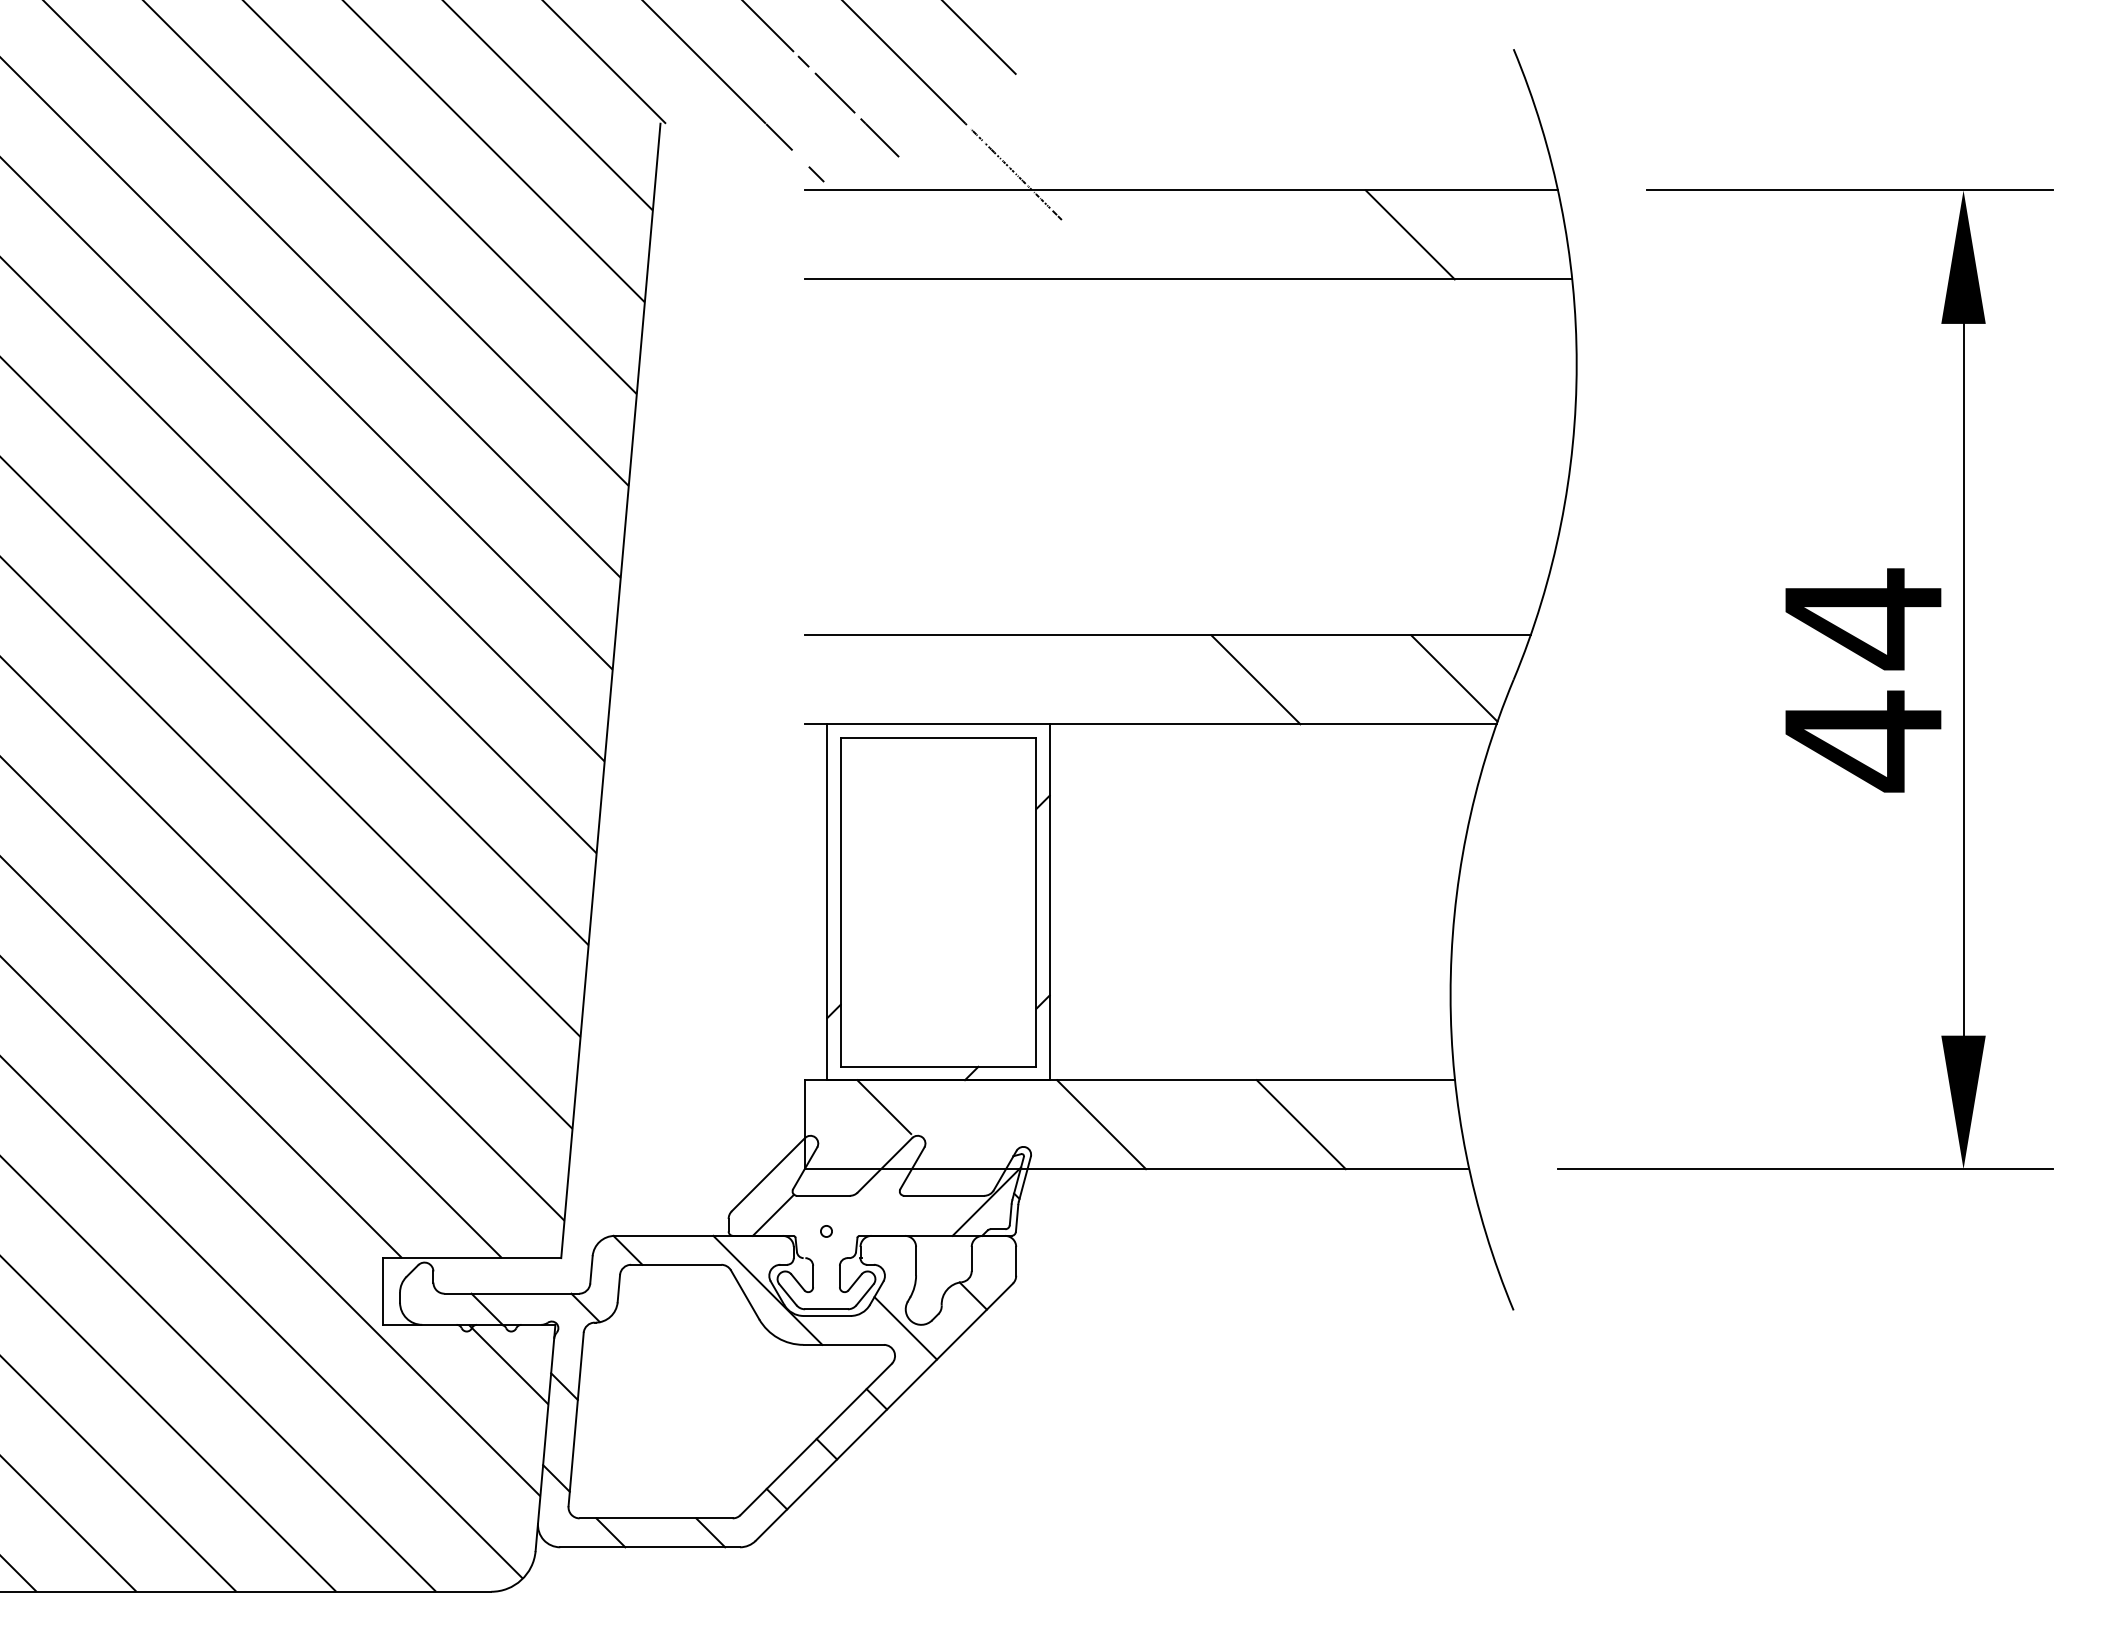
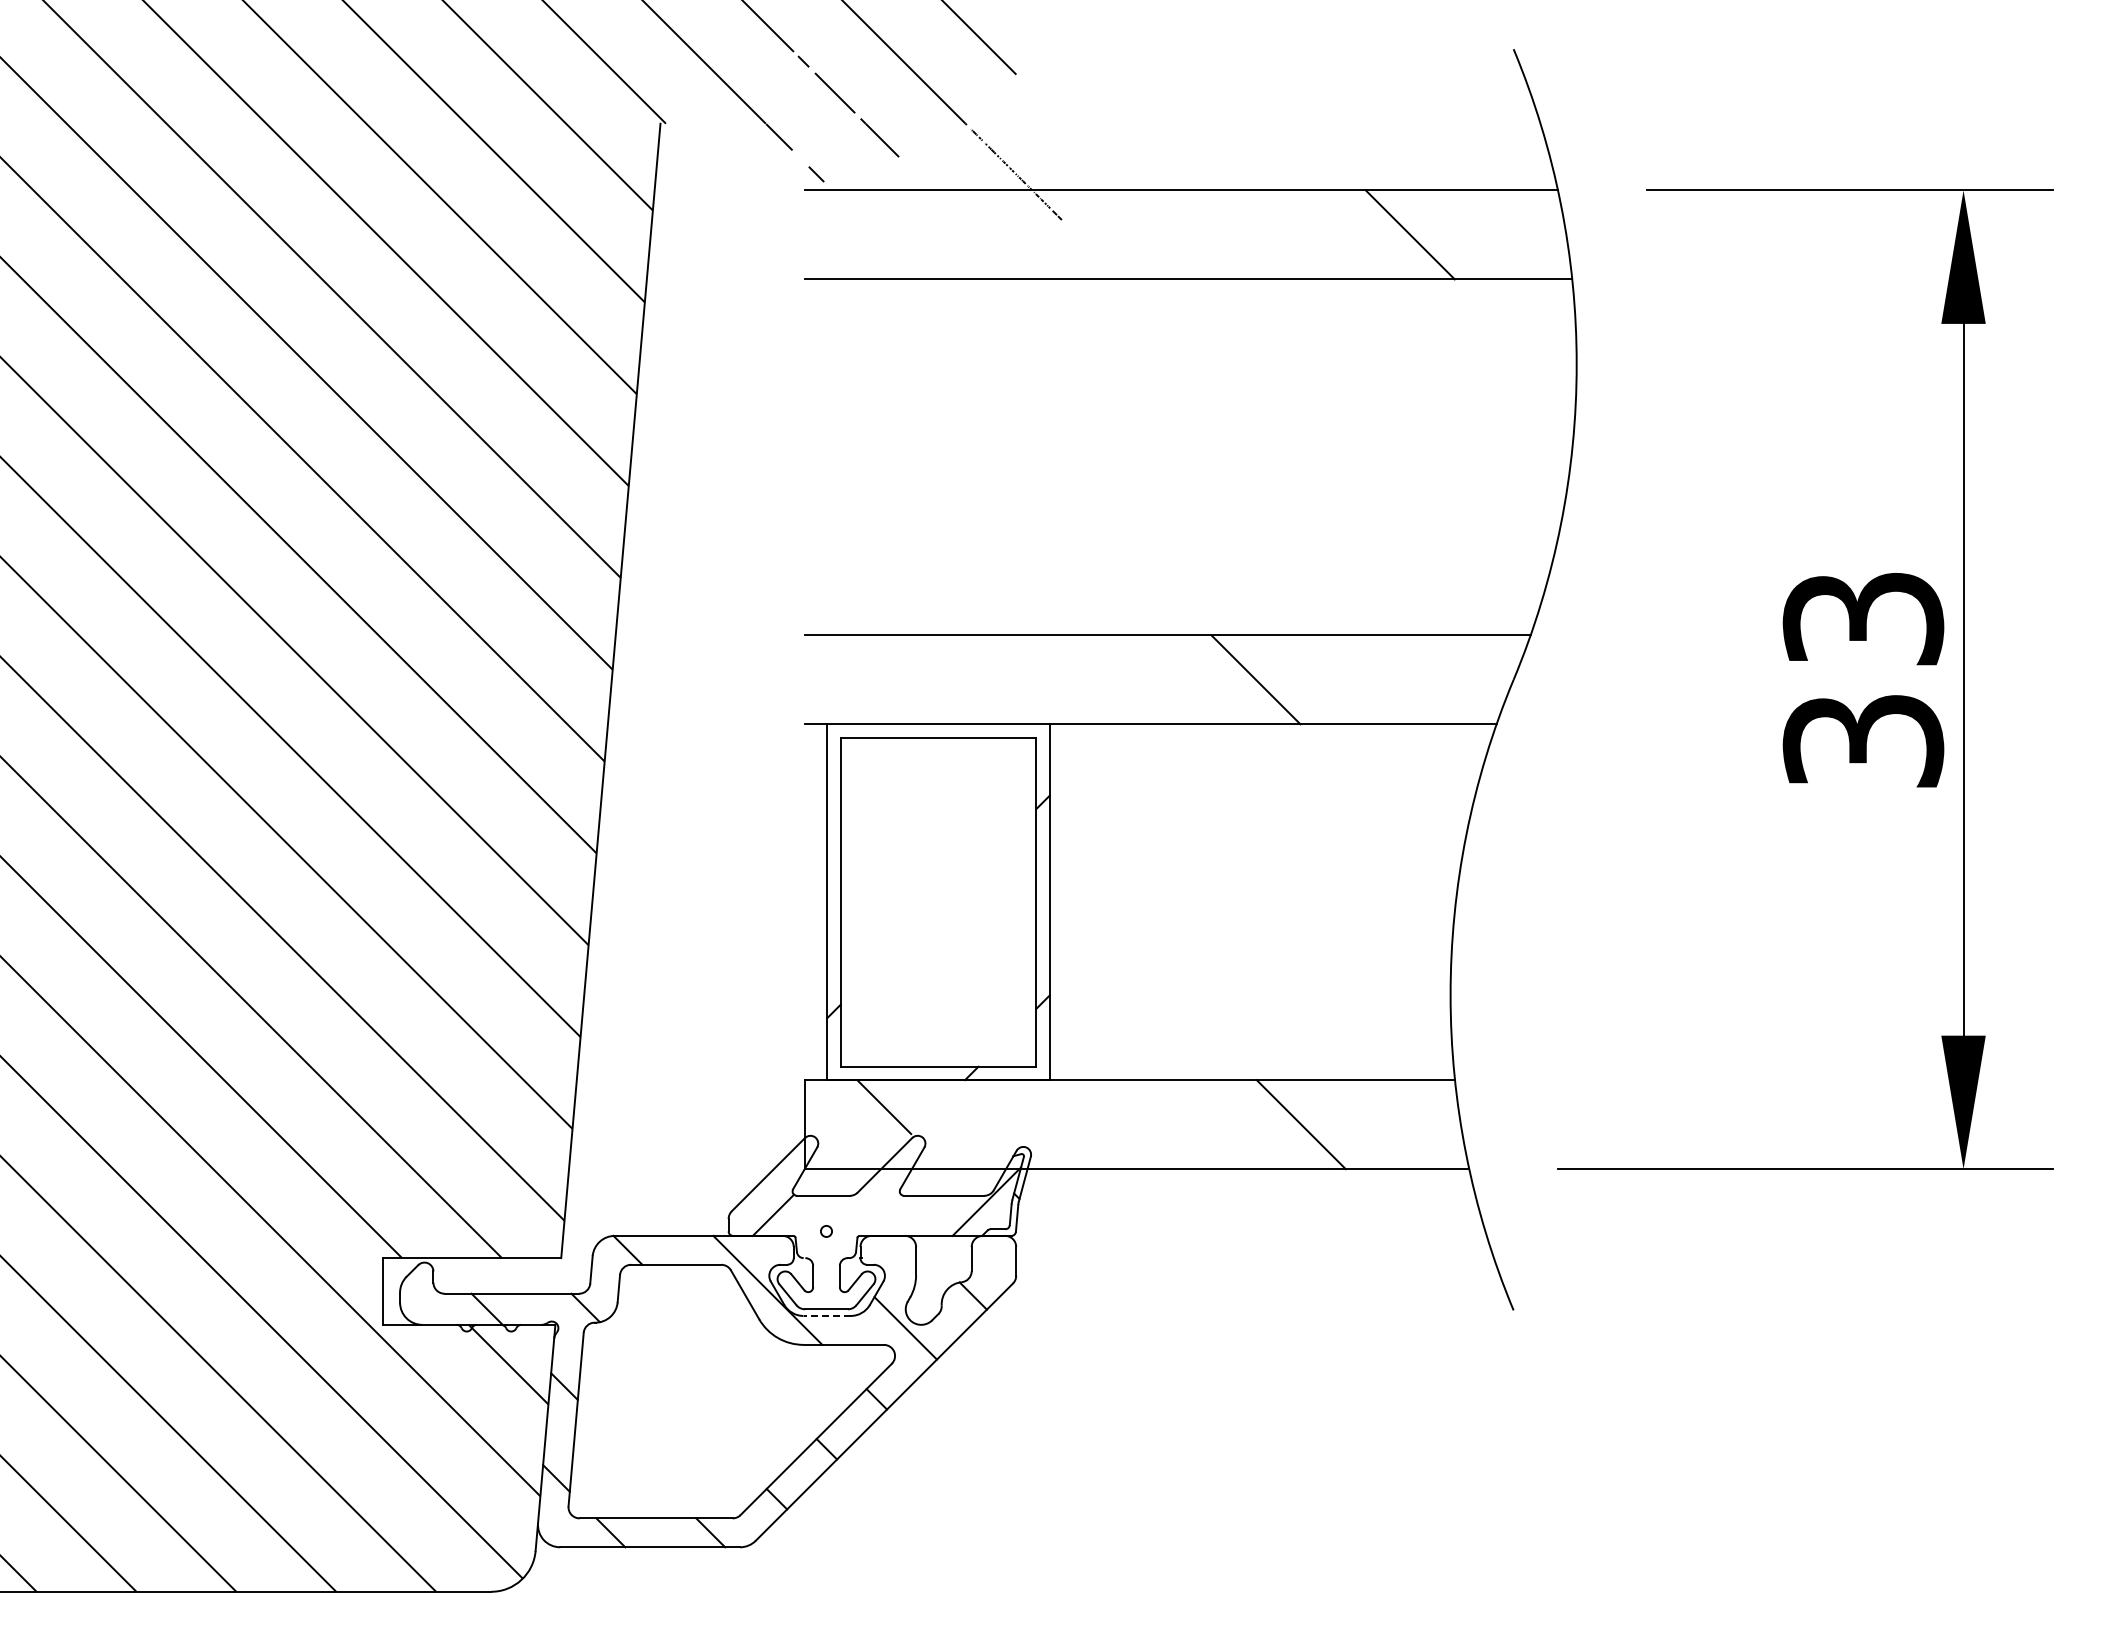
line: present -> none (1454, 678)
text: 44 -> 33 (1863, 680)
line: present -> none (1101, 1124)
line: solid -> dashed (827, 1315)
